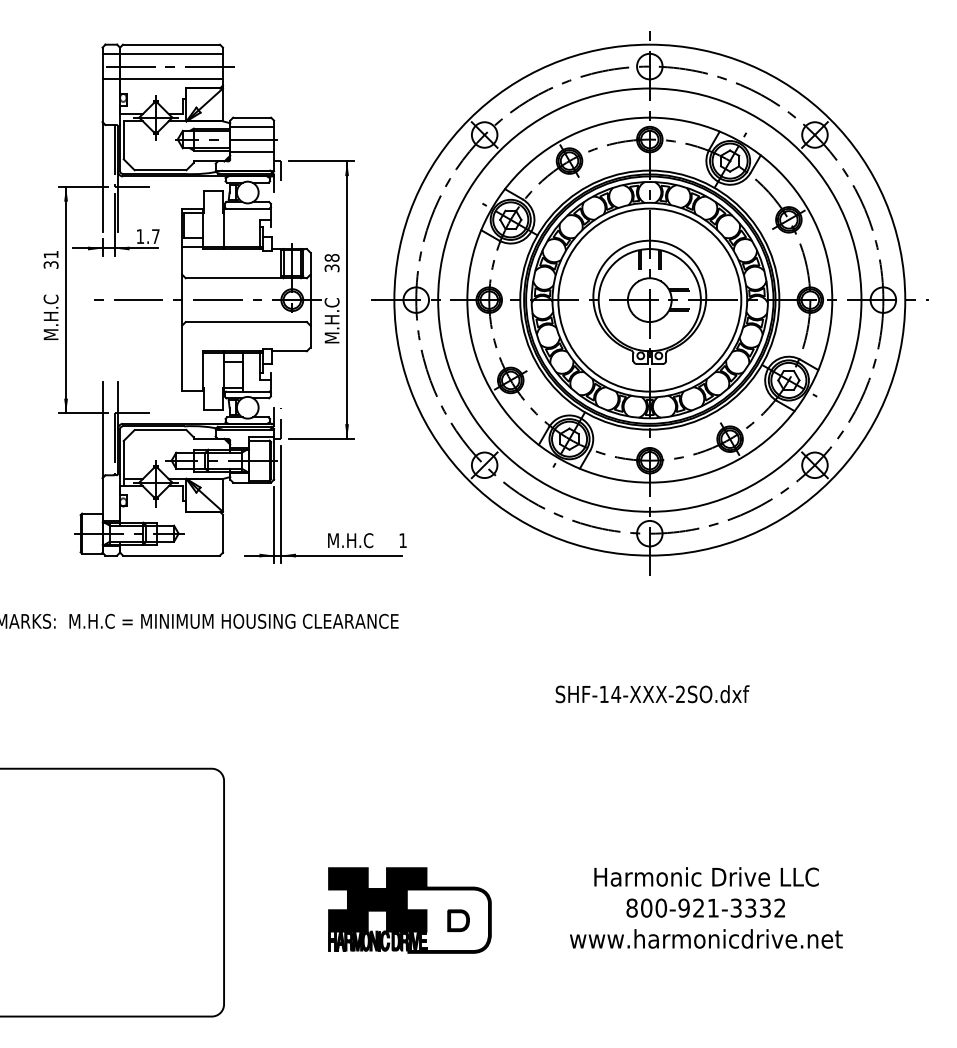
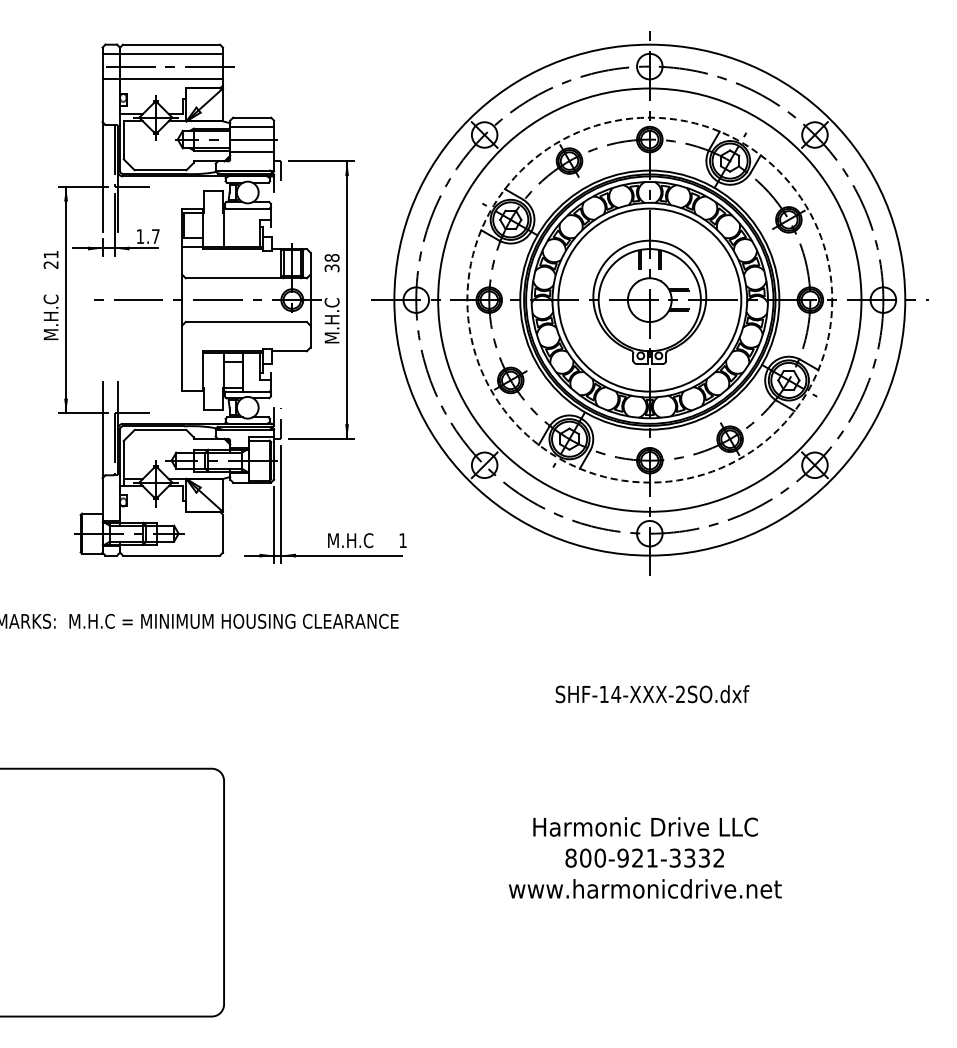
text: 31 -> 21 (51, 264)
circle: solid -> dashed (649, 299)
text position: (706, 907) -> (645, 857) (645, 857)
part: present -> none (409, 910)
